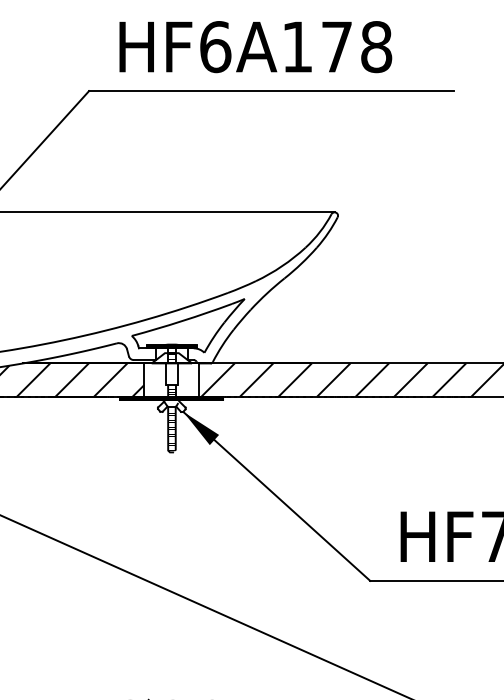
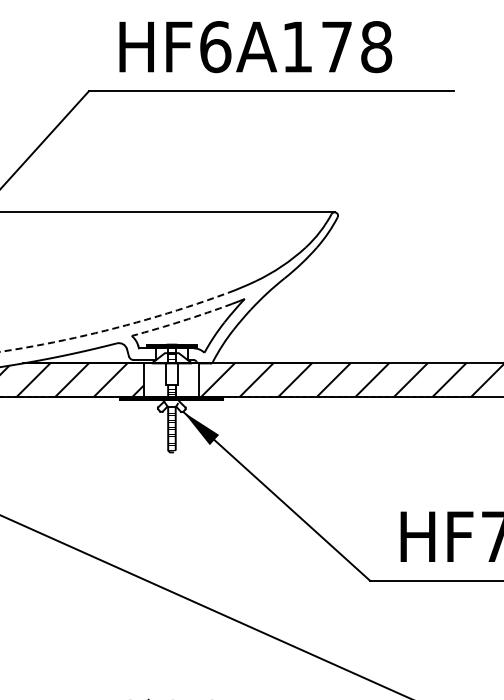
arc: solid -> dashed (182, 321)
arc: solid -> dashed (115, 328)
